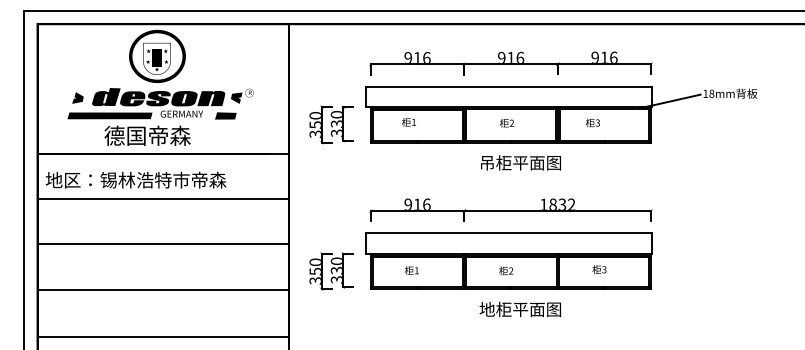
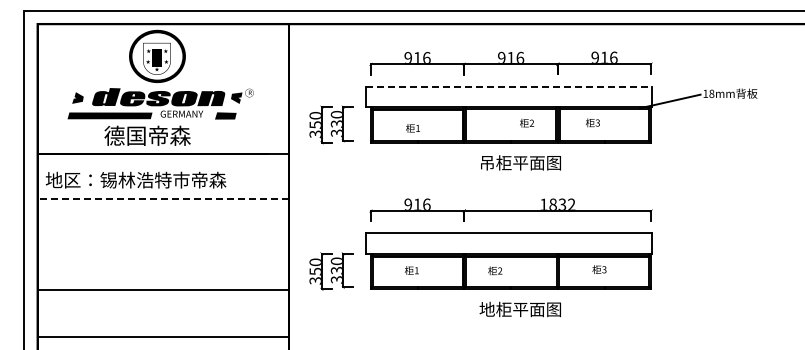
line: solid -> dashed (508, 86)
text position: (408, 122) -> (412, 128) (412, 128)
text position: (507, 122) -> (527, 122) (527, 122)
line: solid -> dashed (163, 199)
line: present -> none (164, 244)
text position: (506, 270) -> (495, 270) (495, 270)
